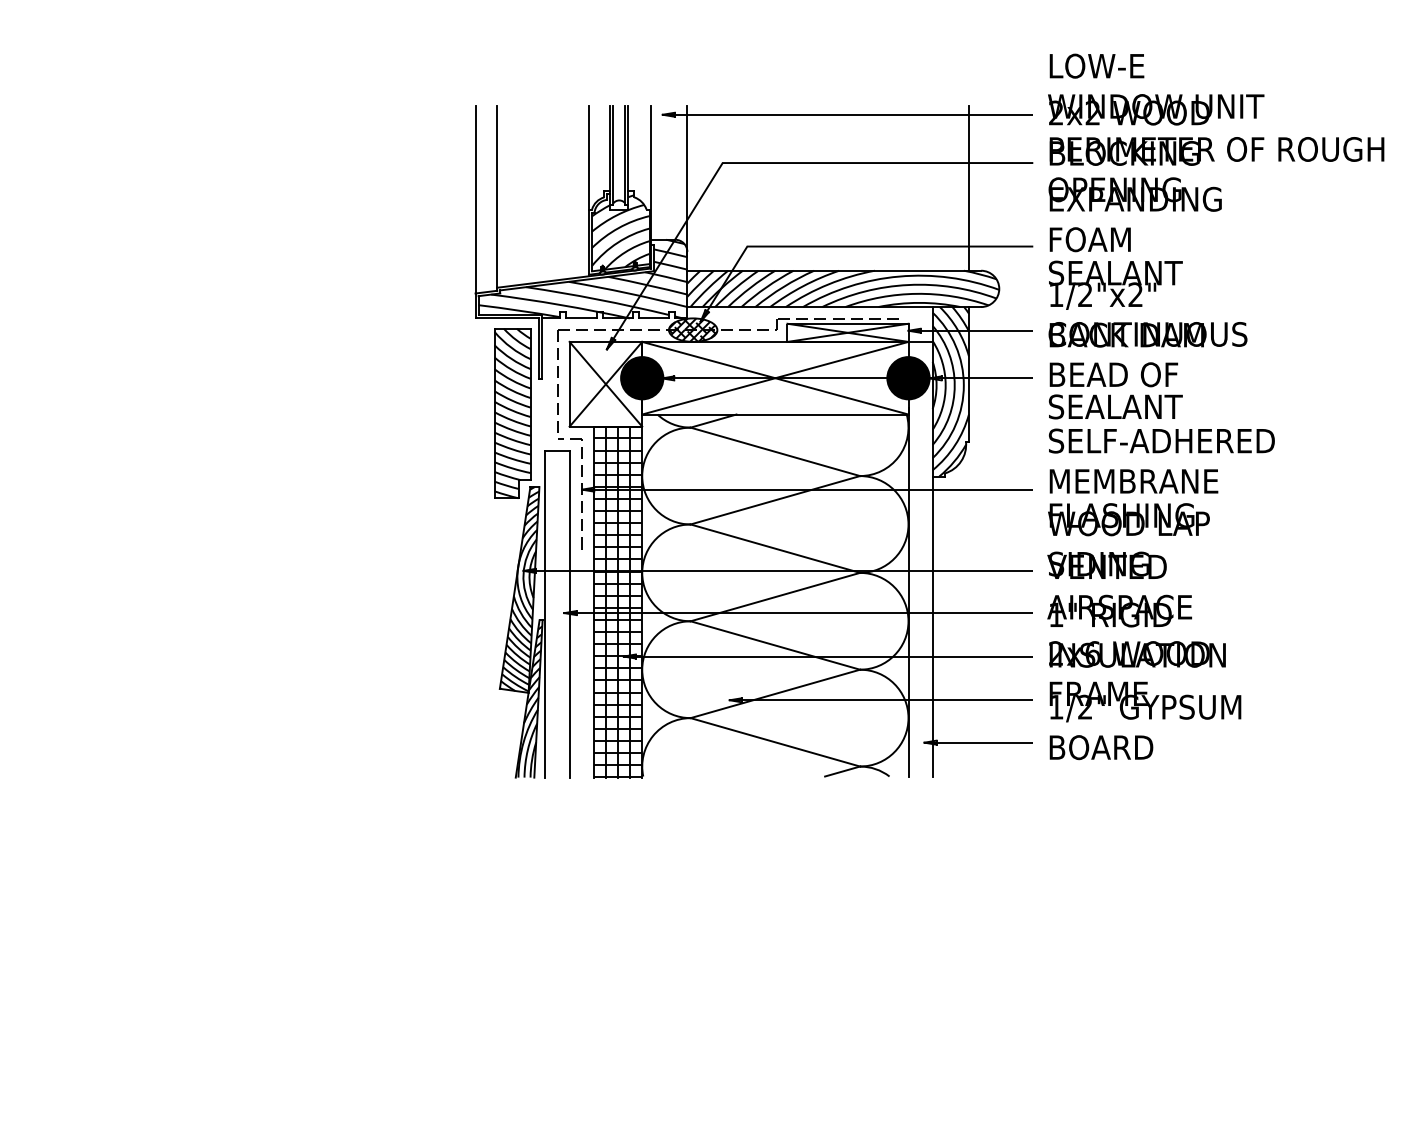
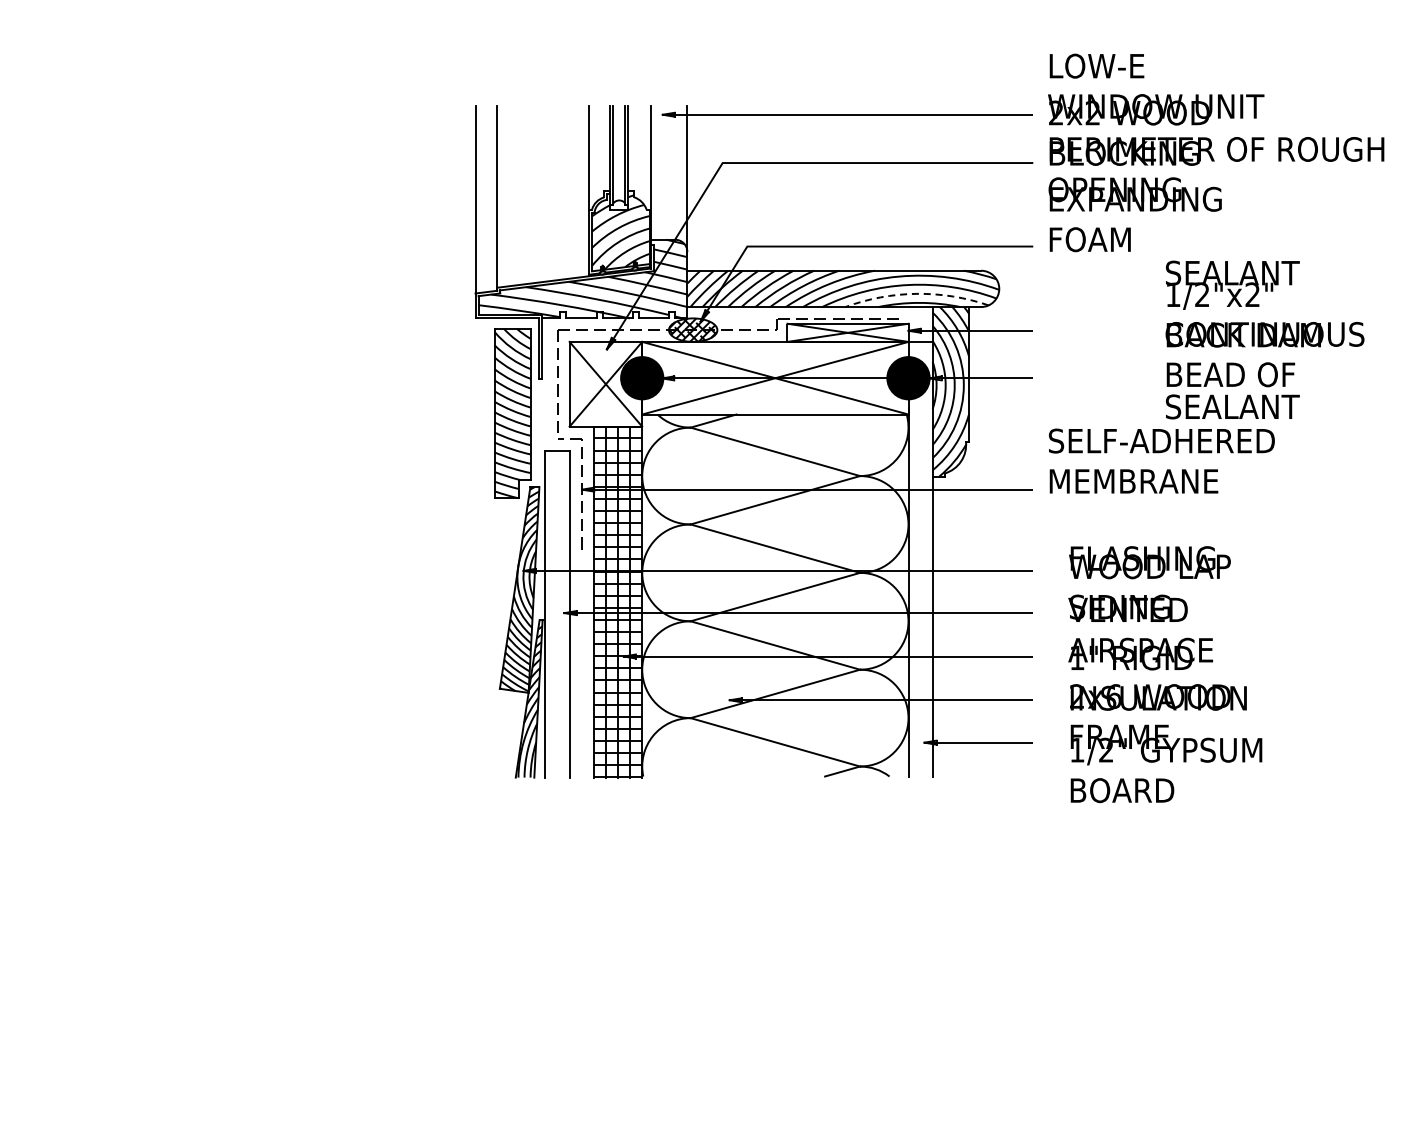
line: present -> none (969, 188)
arc: solid -> dashed (916, 293)
text position: (1147, 339) -> (1264, 339) (1264, 339)
text position: (1144, 631) -> (1165, 674) (1165, 674)
